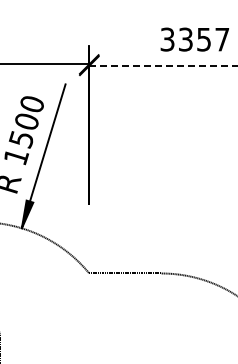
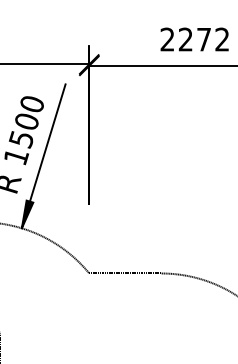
text: 3357 -> 2272 (194, 39)
line: dashed -> solid (164, 65)
